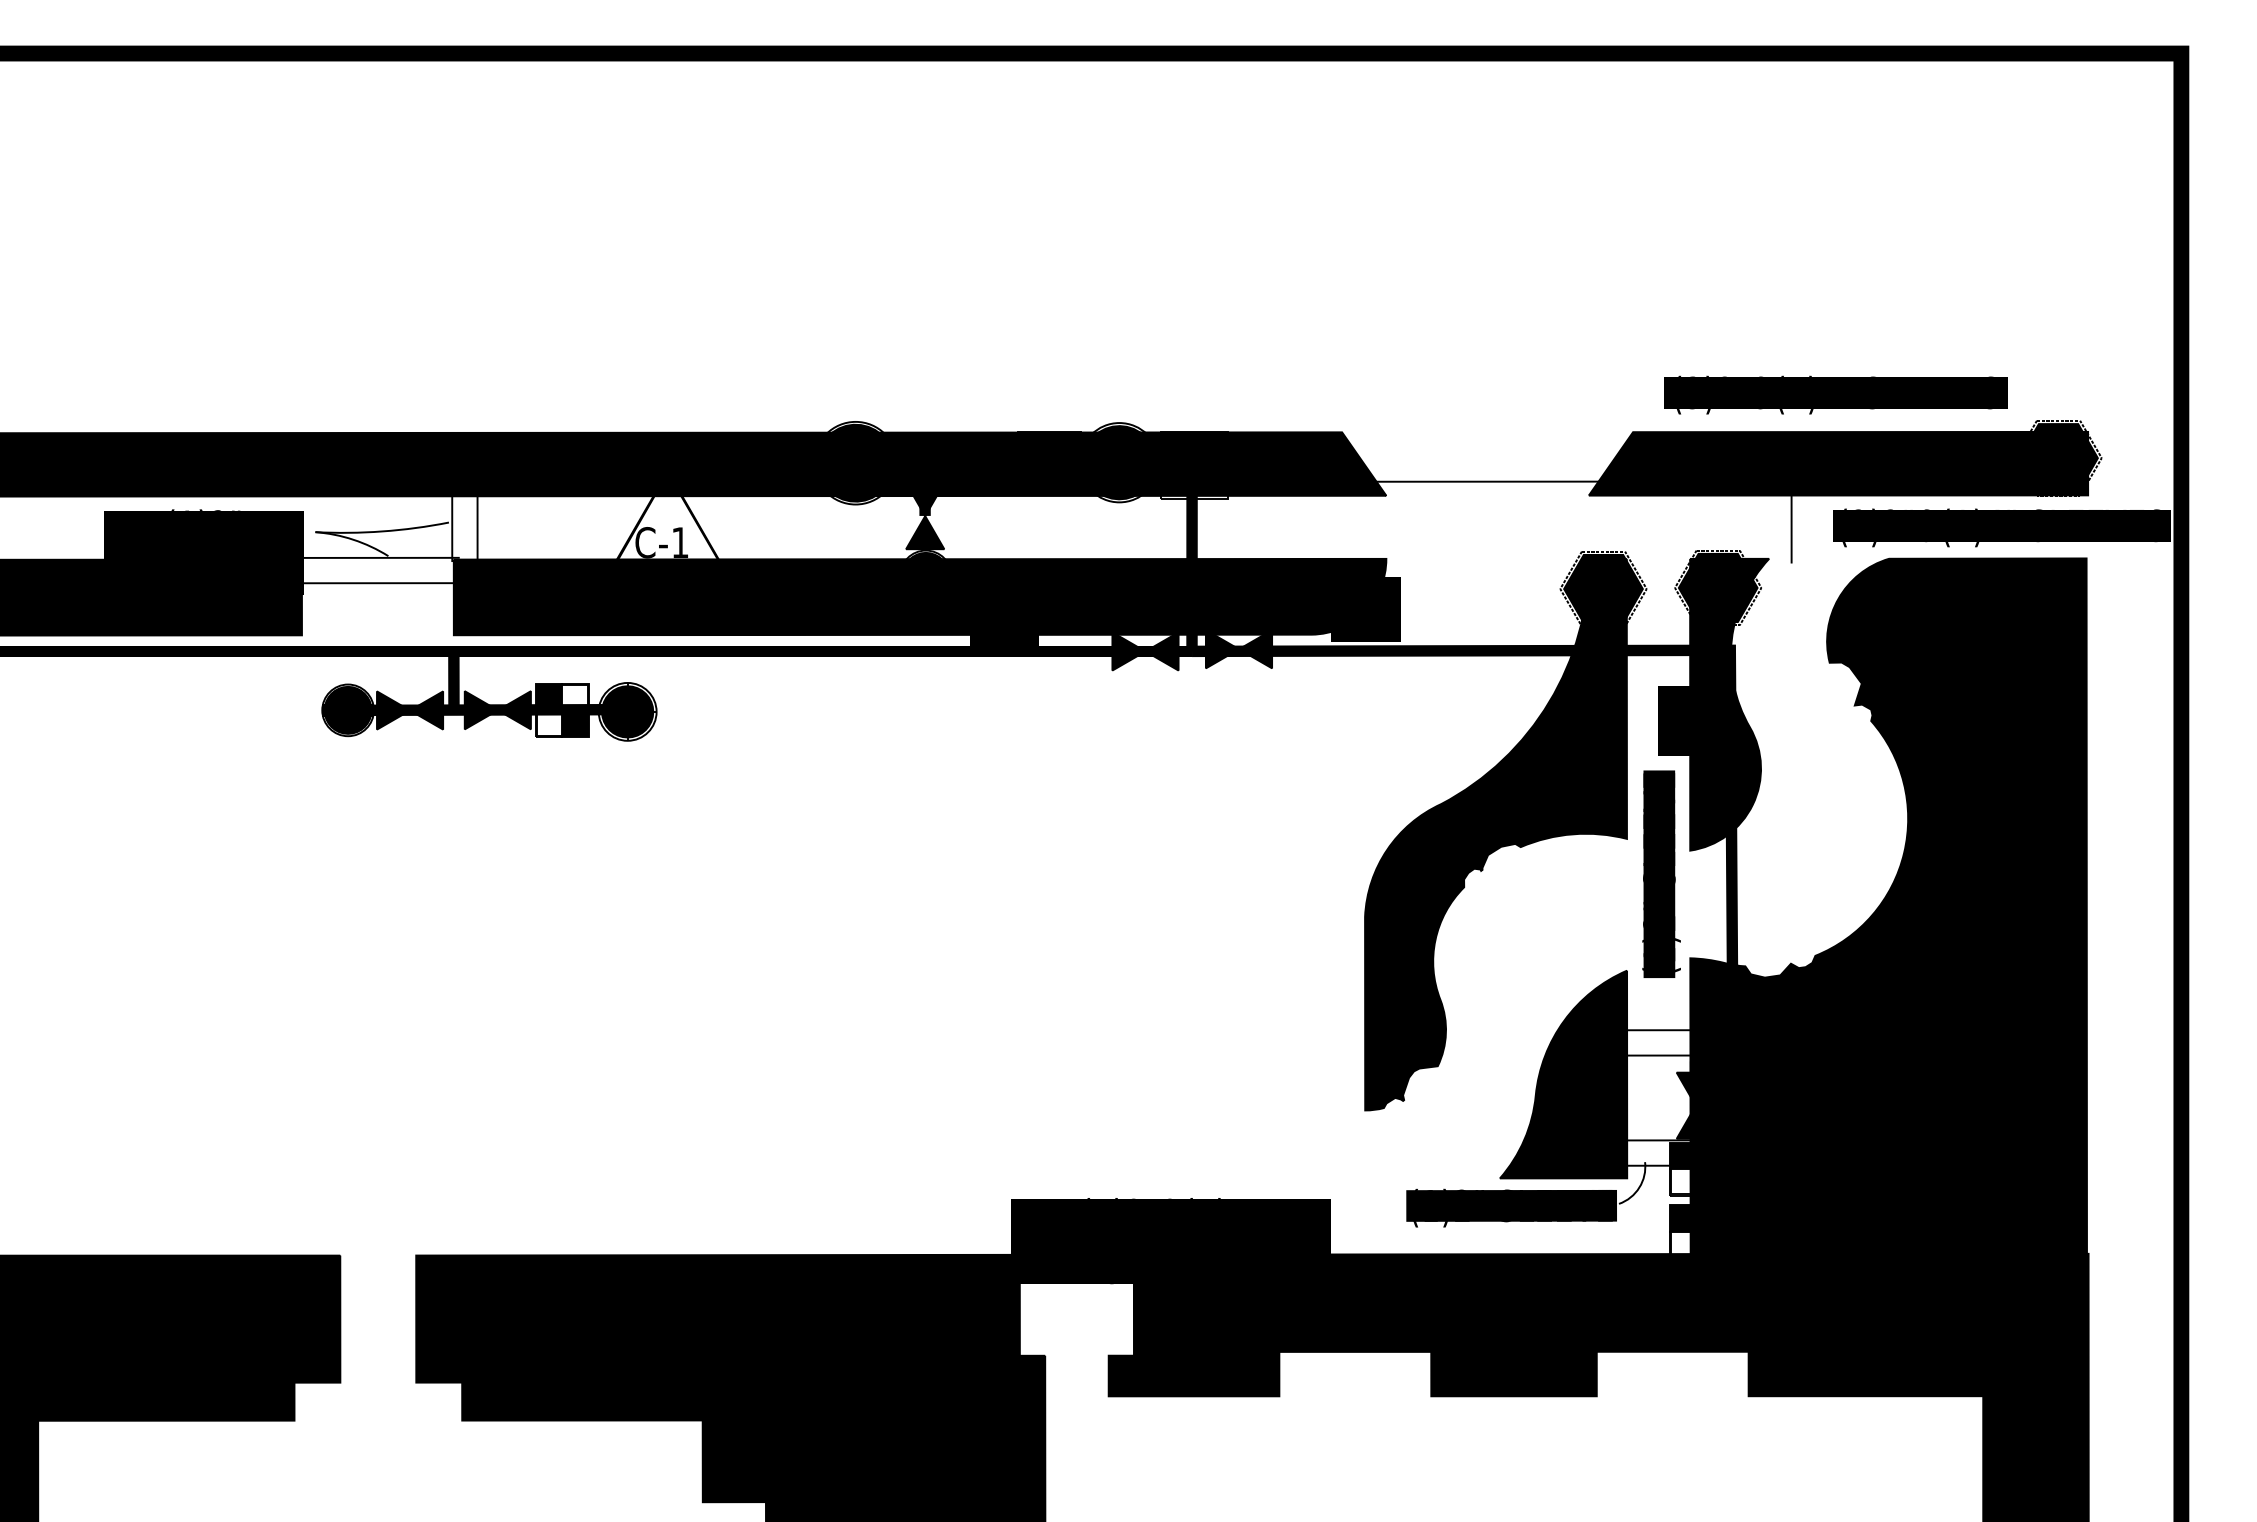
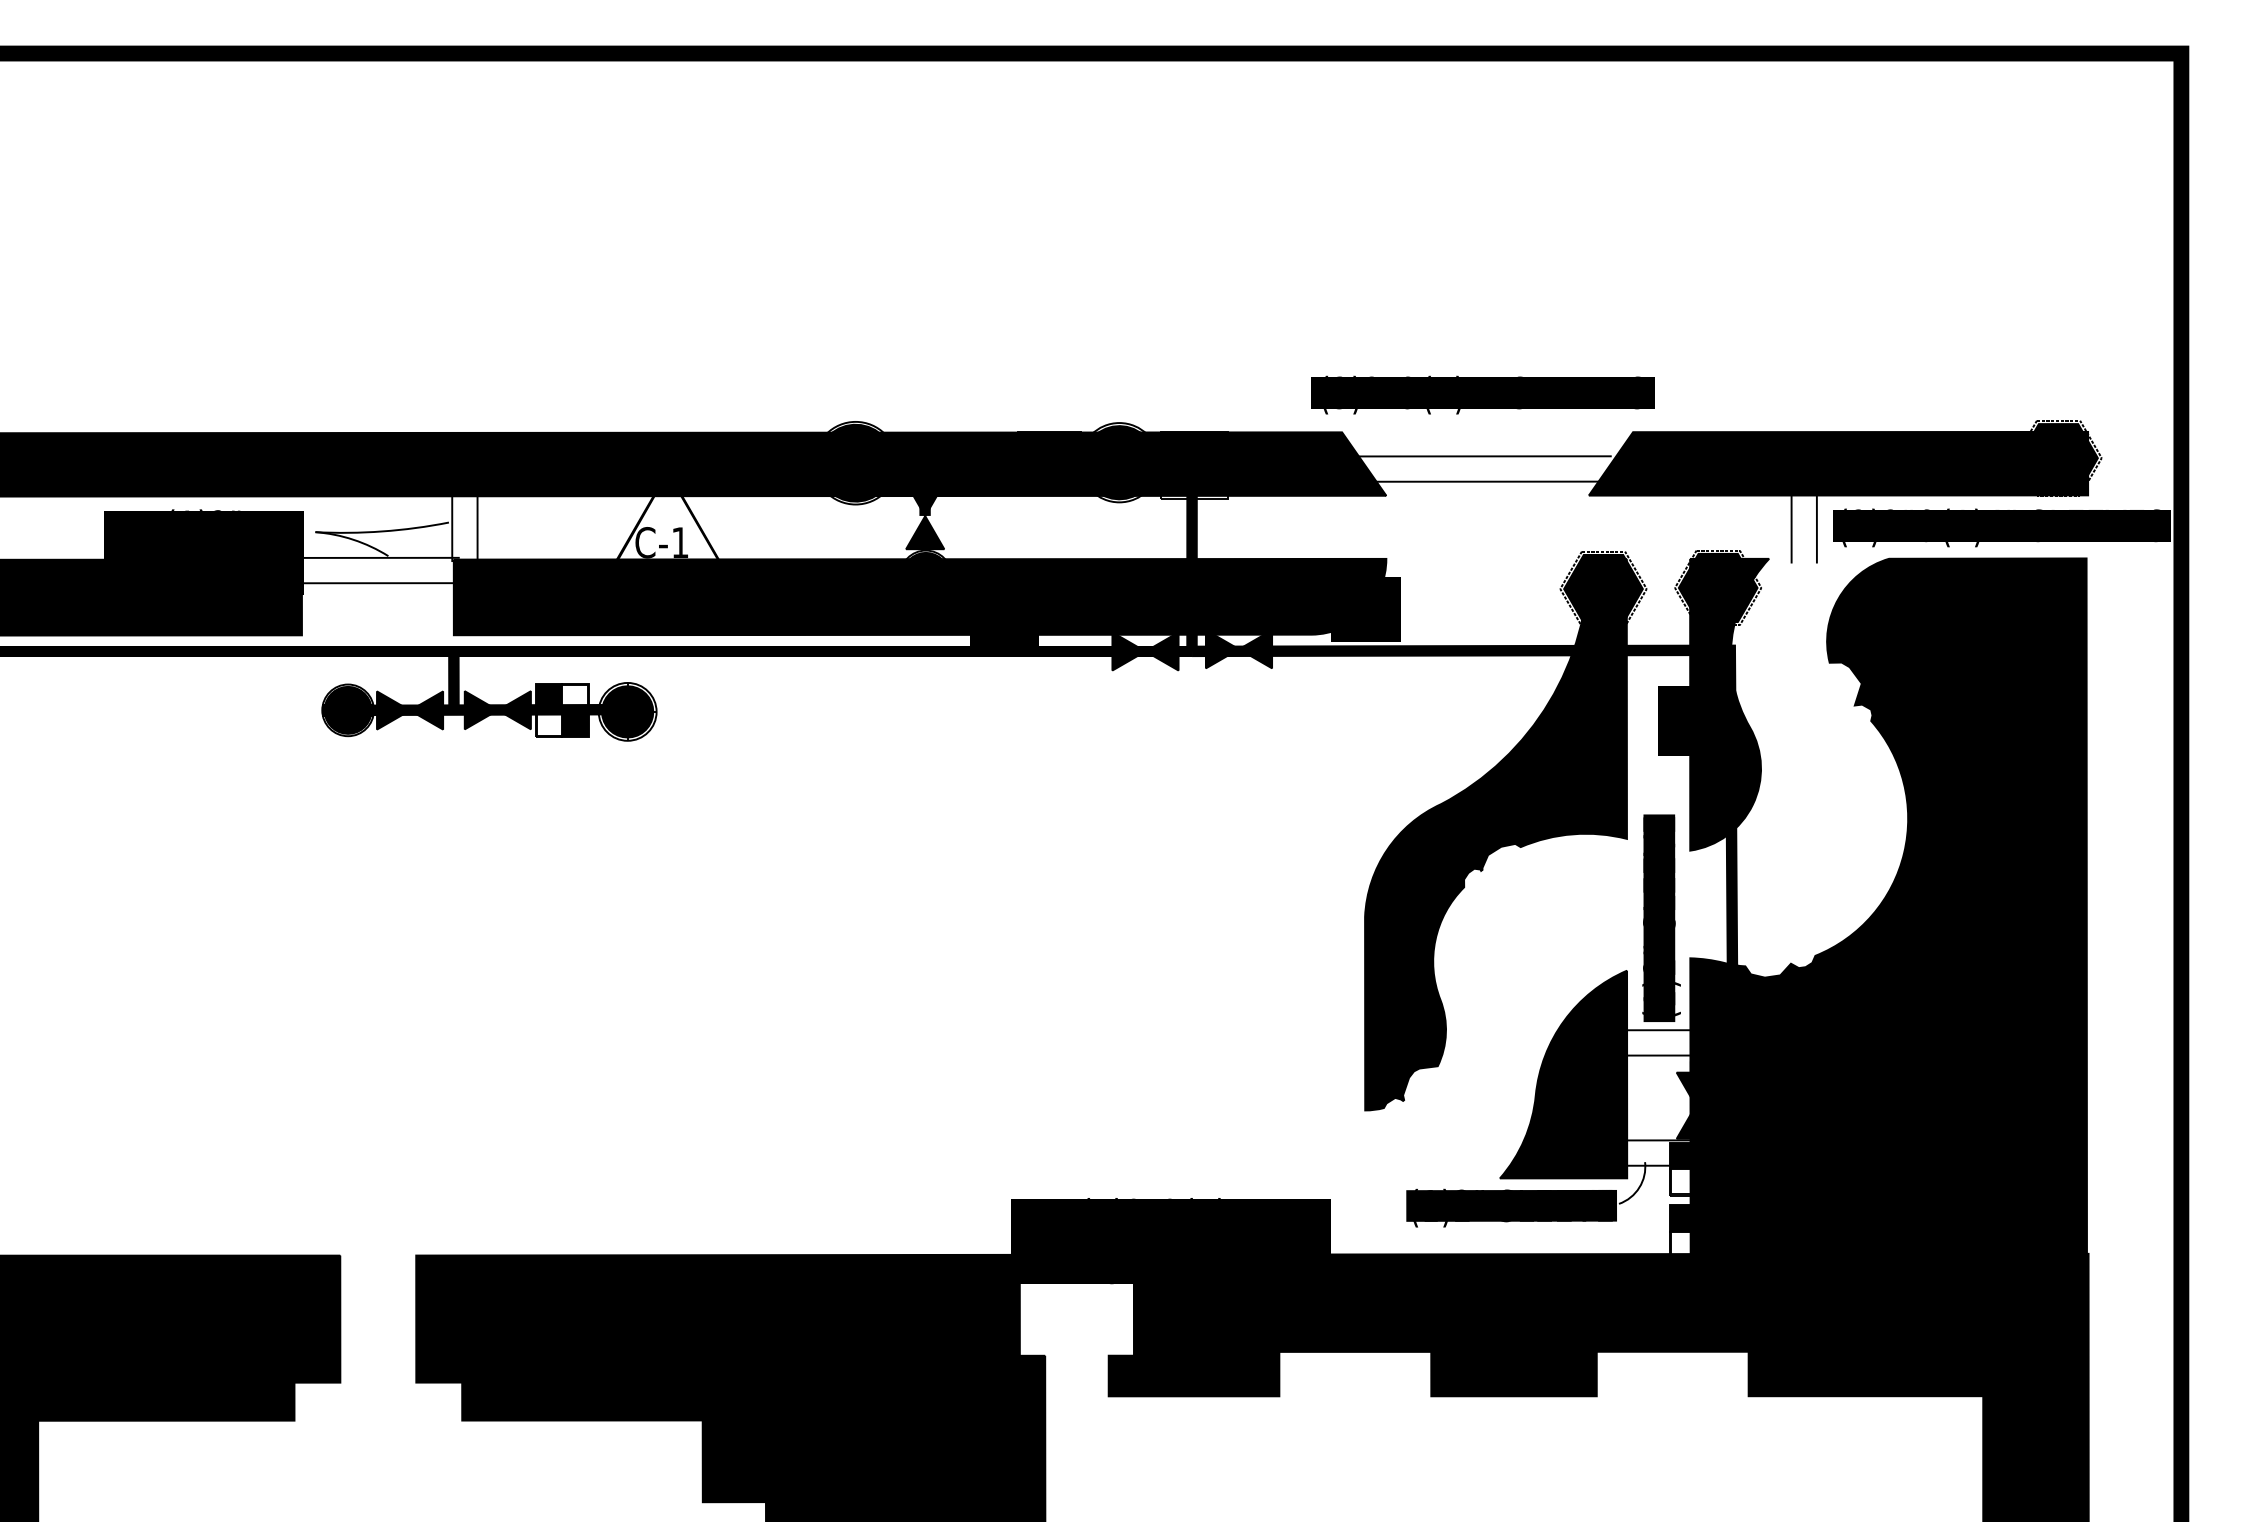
text position: (1835, 394) -> (1482, 394) (1482, 394)
line: none -> present (1484, 456)
line: none -> present (1816, 527)
text position: (1661, 873) -> (1661, 917) (1661, 917)
